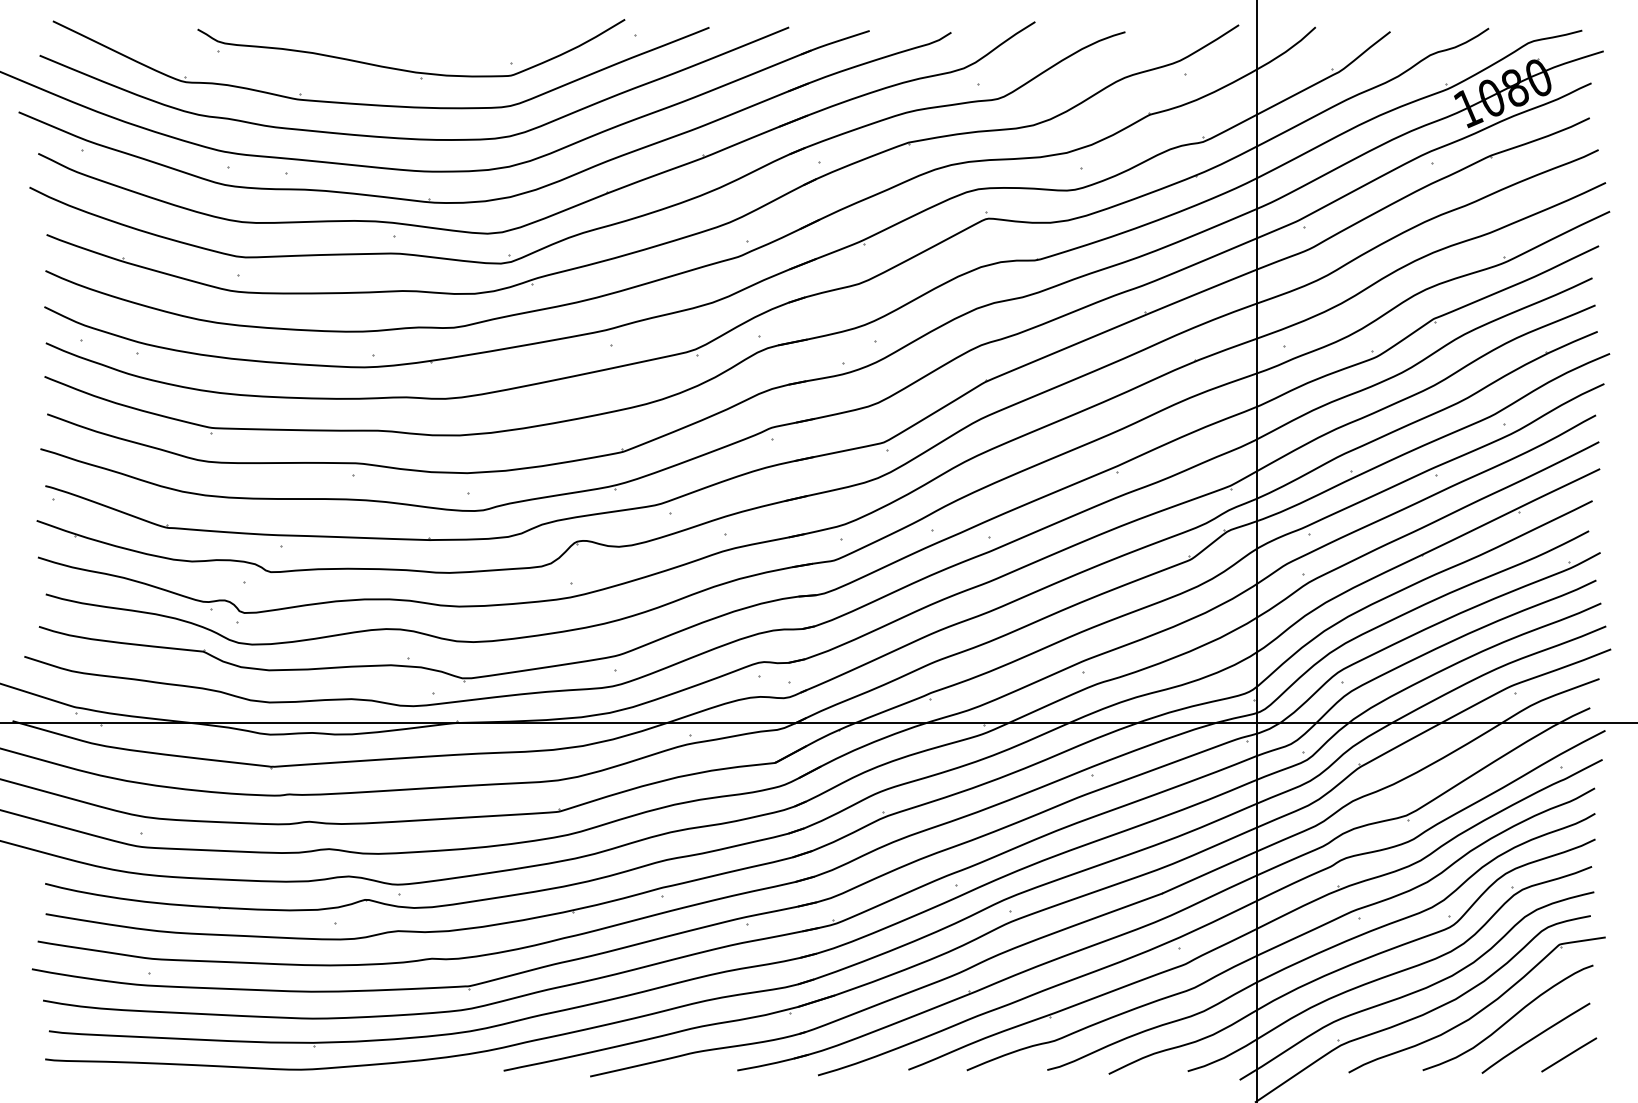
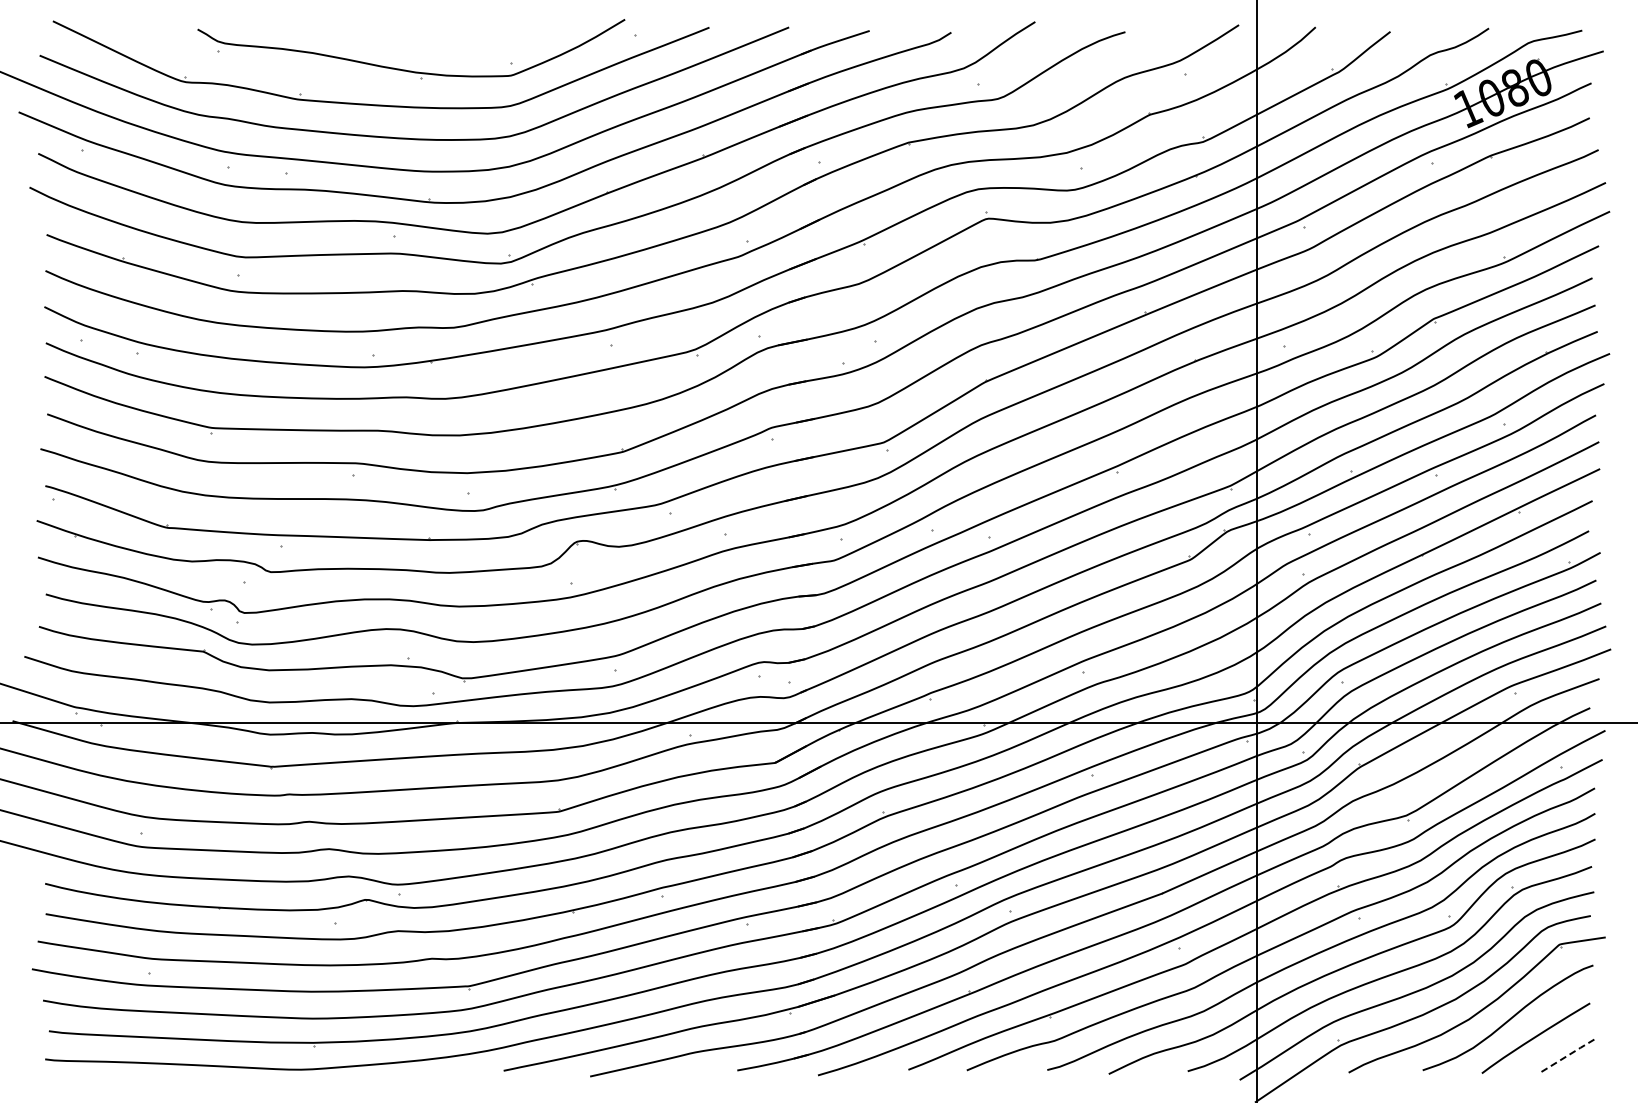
line: solid -> dashed (1570, 1054)
